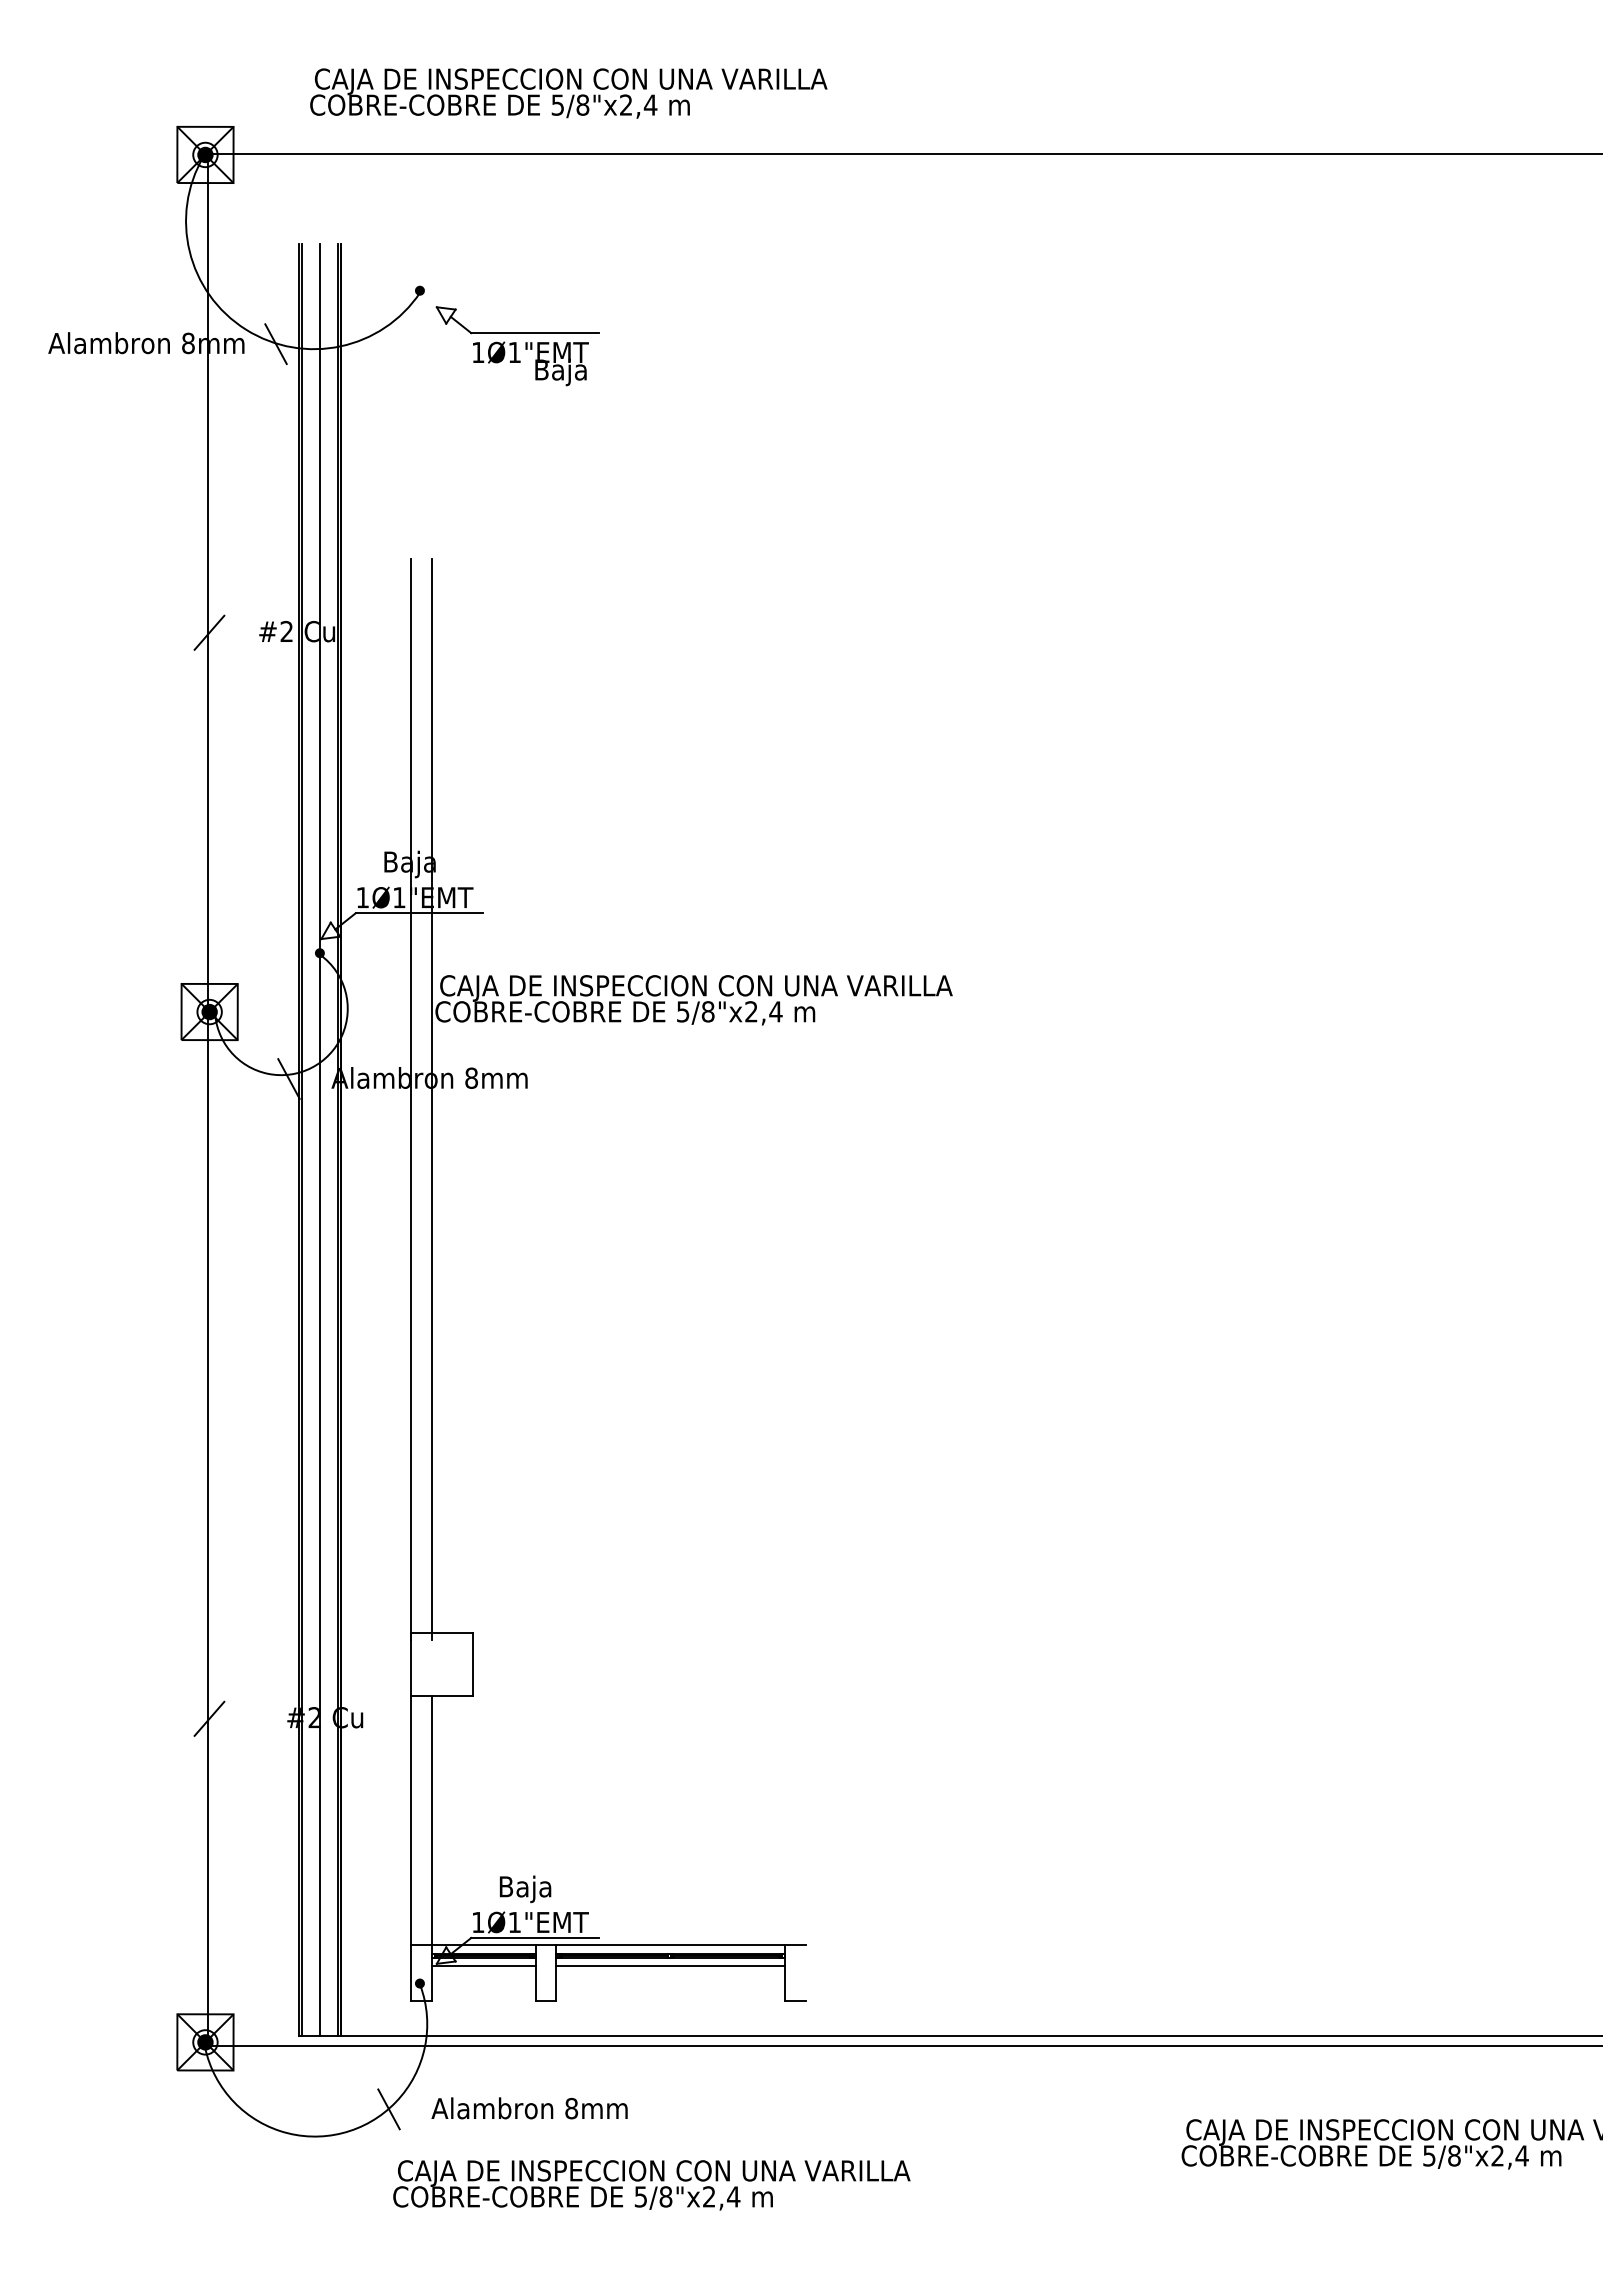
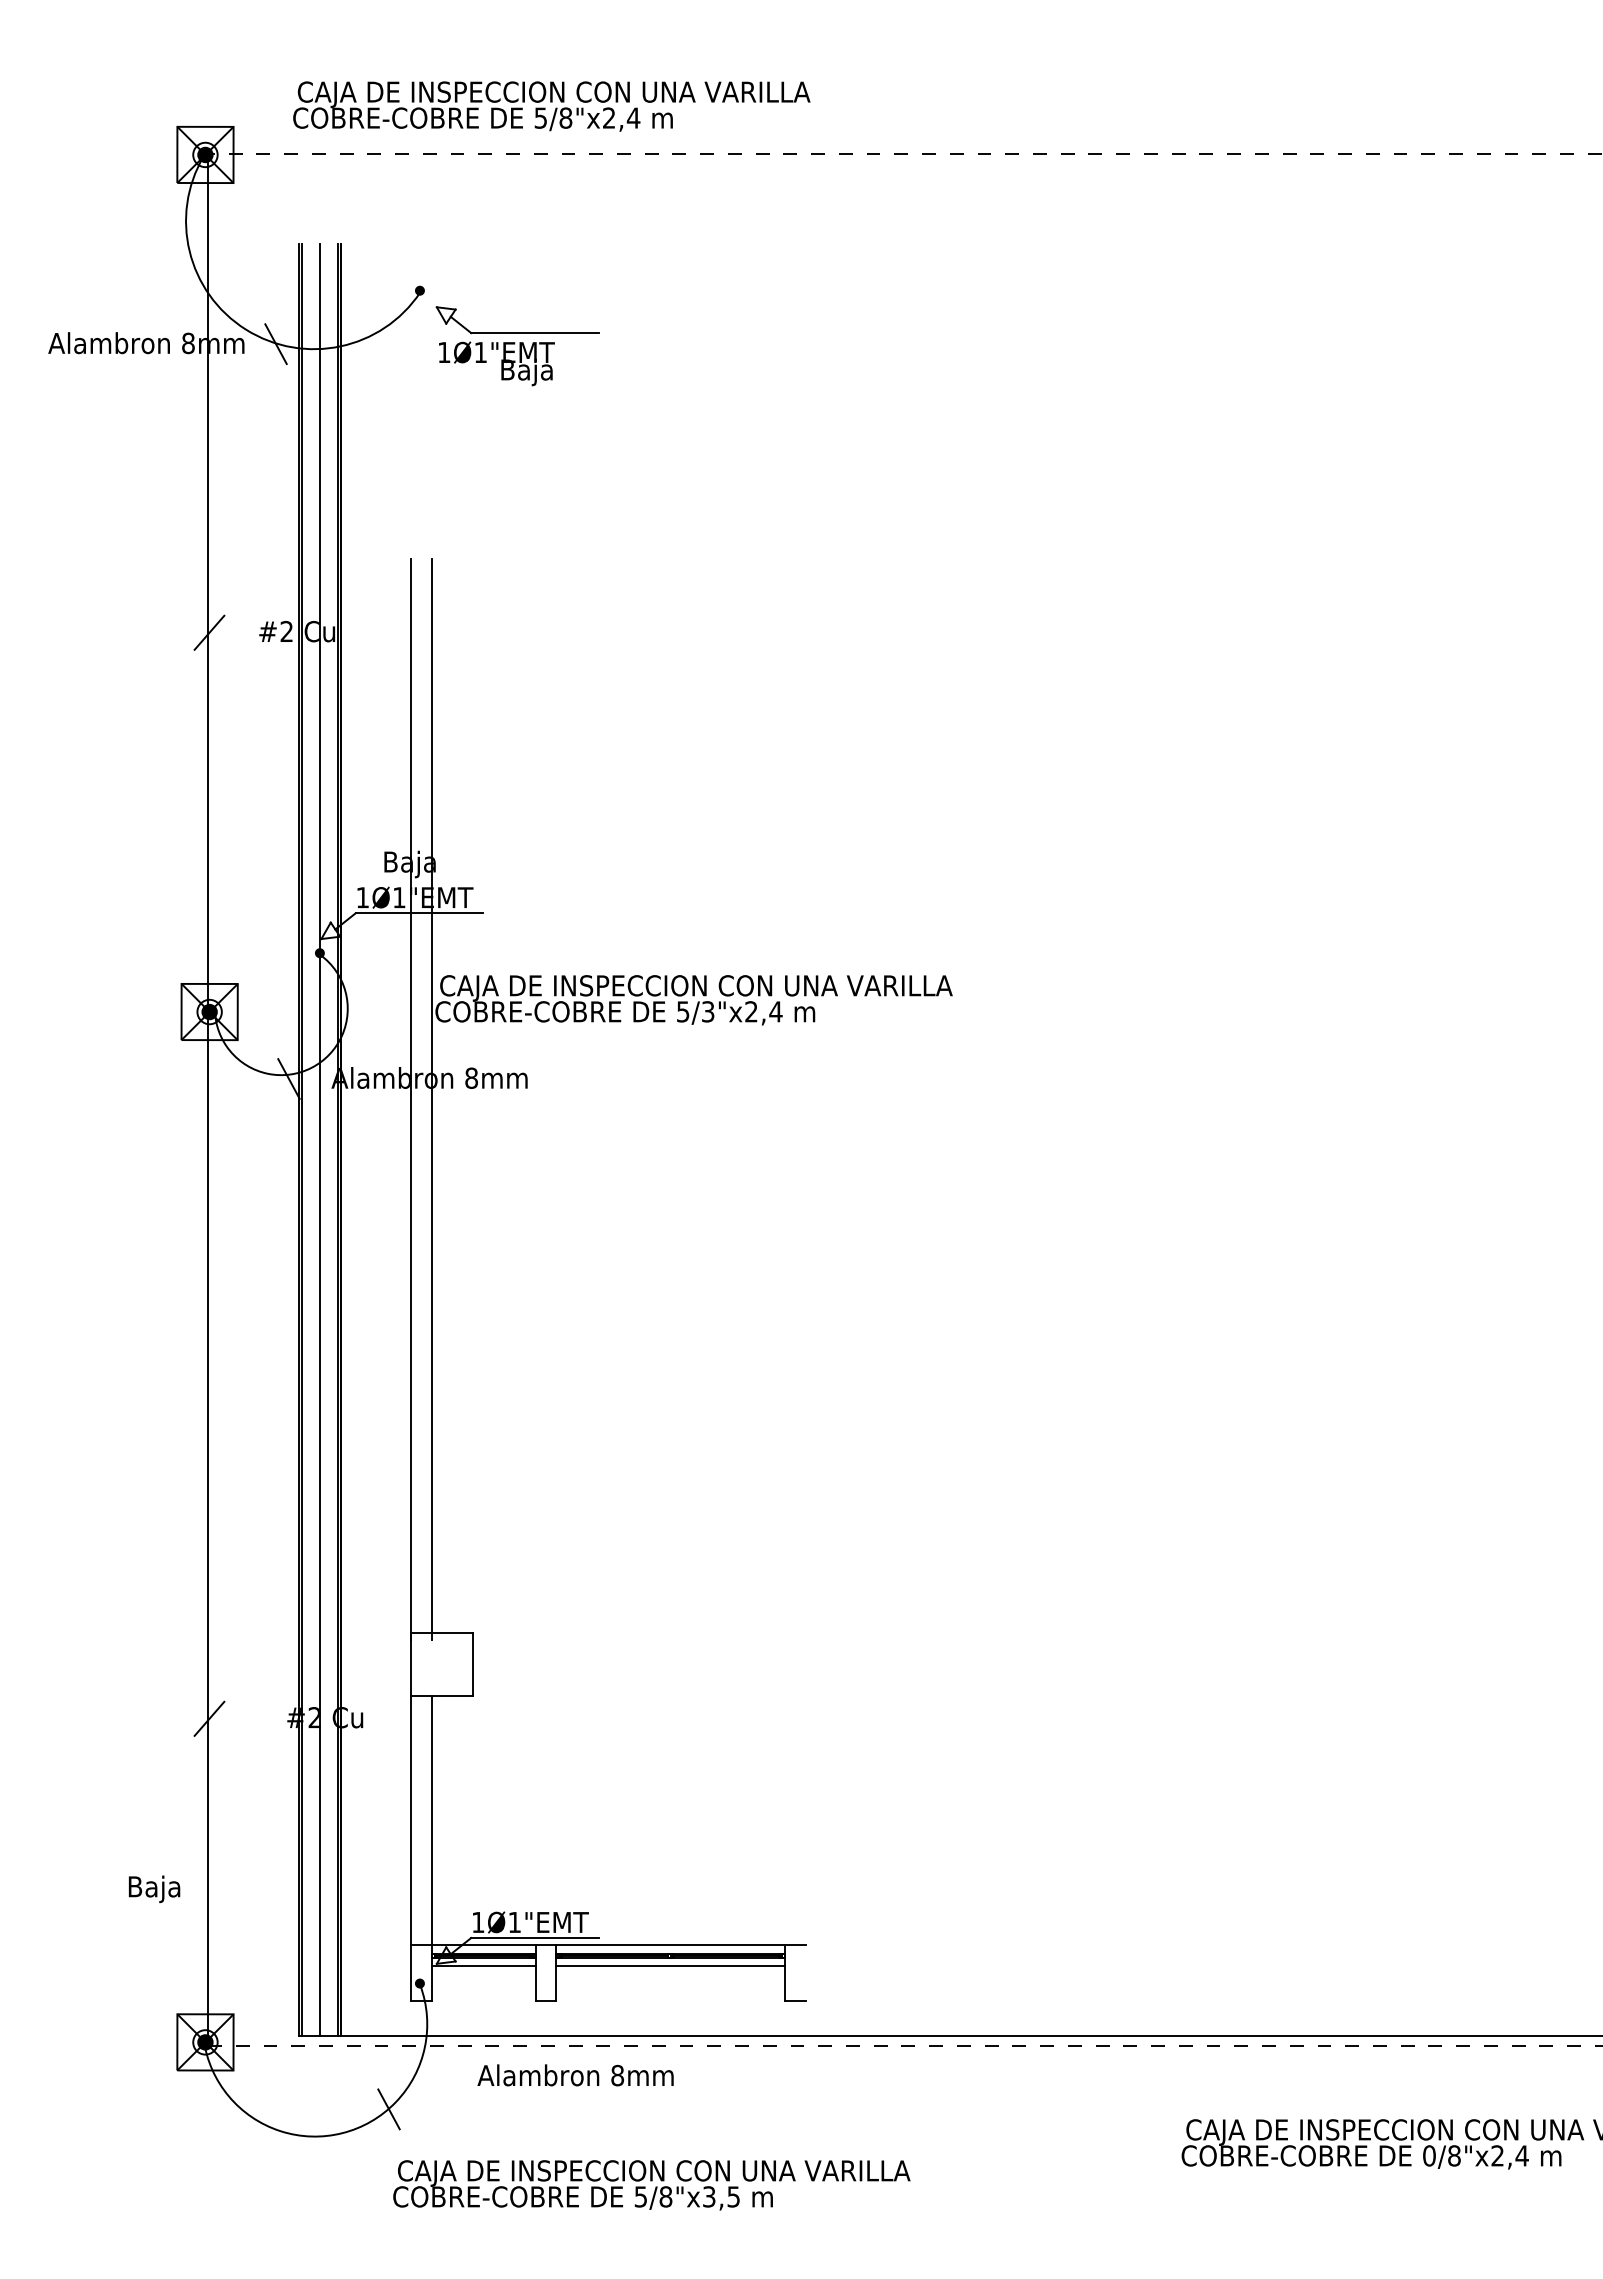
text position: (568, 93) -> (551, 106) (551, 106)
line: solid -> dashed (904, 153)
text position: (530, 363) -> (496, 363) (496, 363)
text: 5/8"x2,4 -> 5/3"x2,4 (707, 1011)
text position: (525, 1889) -> (154, 1889) (154, 1889)
line: solid -> dashed (905, 2045)
text position: (529, 2108) -> (575, 2075) (575, 2075)
text: 5/8"x2,4 -> 0/8"x2,4 (1429, 2155)
text: 5/8"x2,4 -> 5/8"x3,5 (721, 2196)
